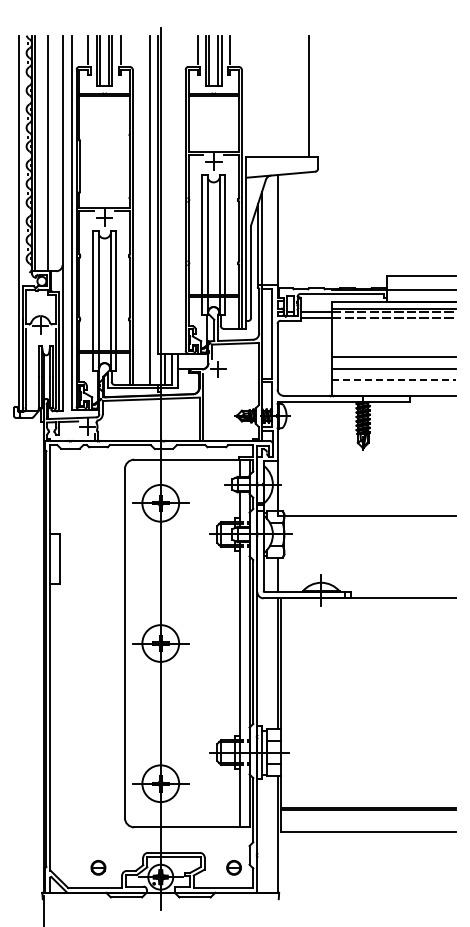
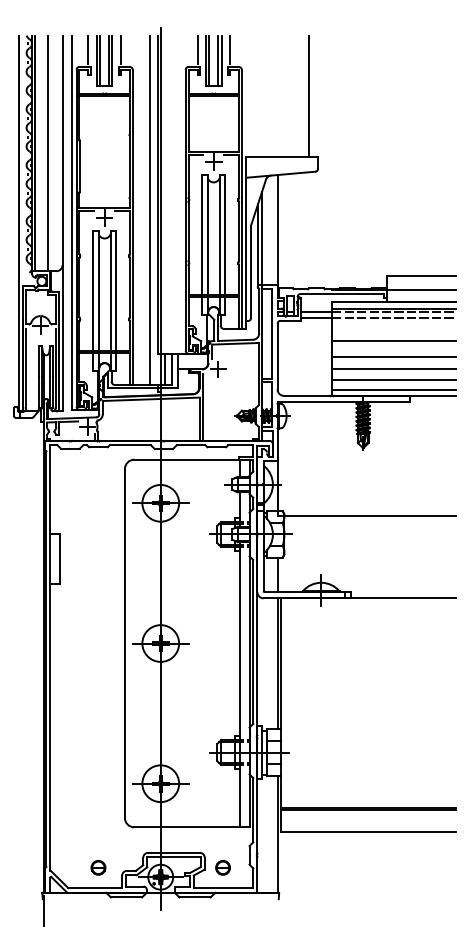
line: none -> present (393, 341)
line: dashed -> solid (394, 380)
line: none -> present (393, 389)
part position: (233, 867) -> (222, 867) (222, 867)
